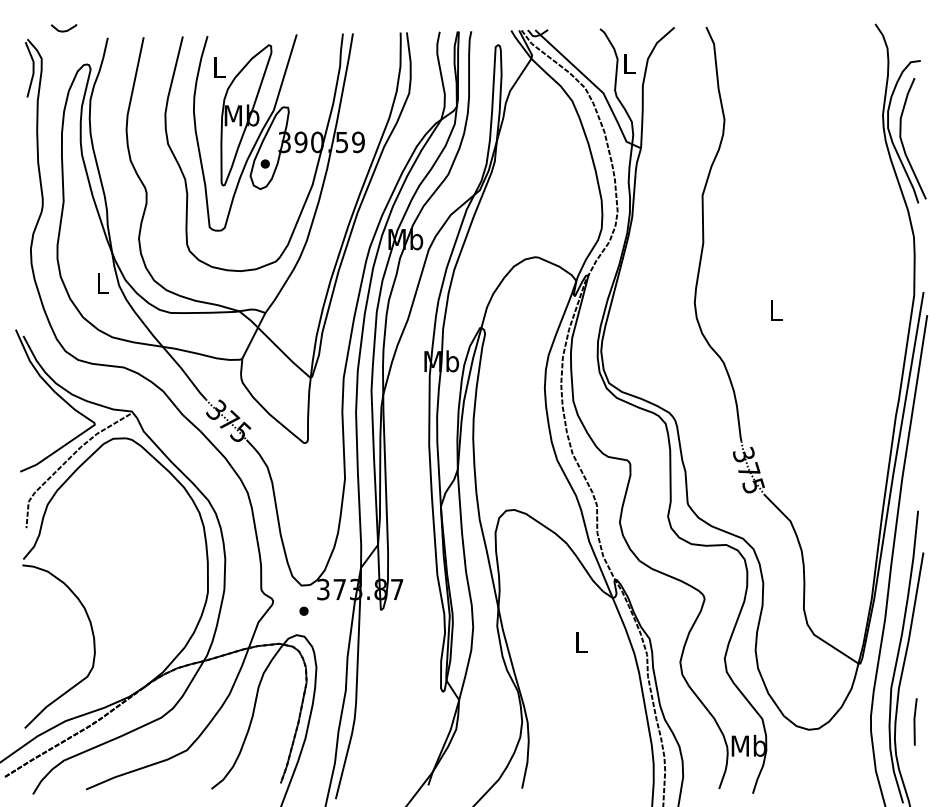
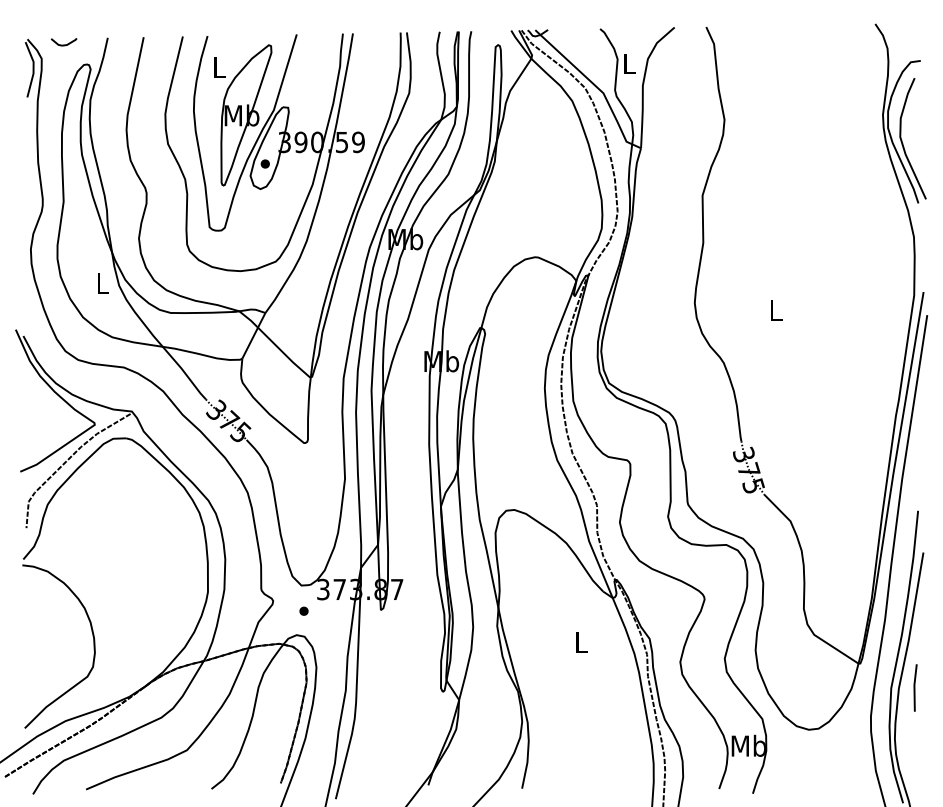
curve position: (63, 30) -> (63, 44) (63, 44)
line position: (915, 721) -> (915, 687) (915, 687)
